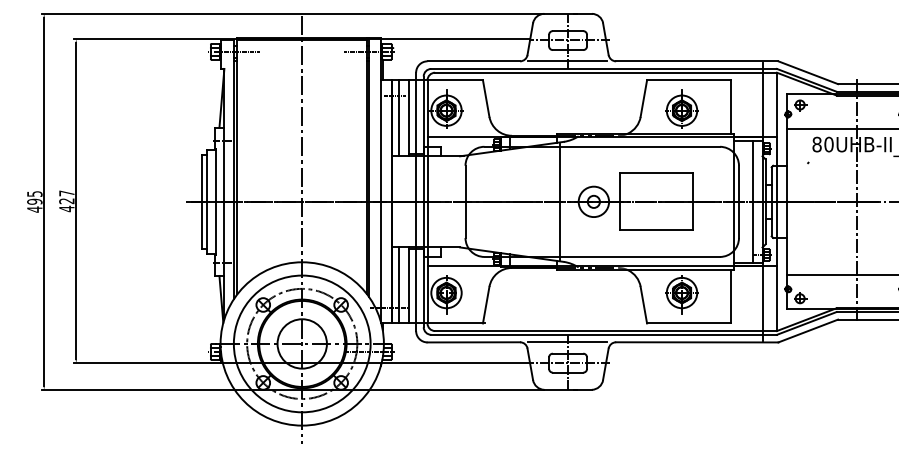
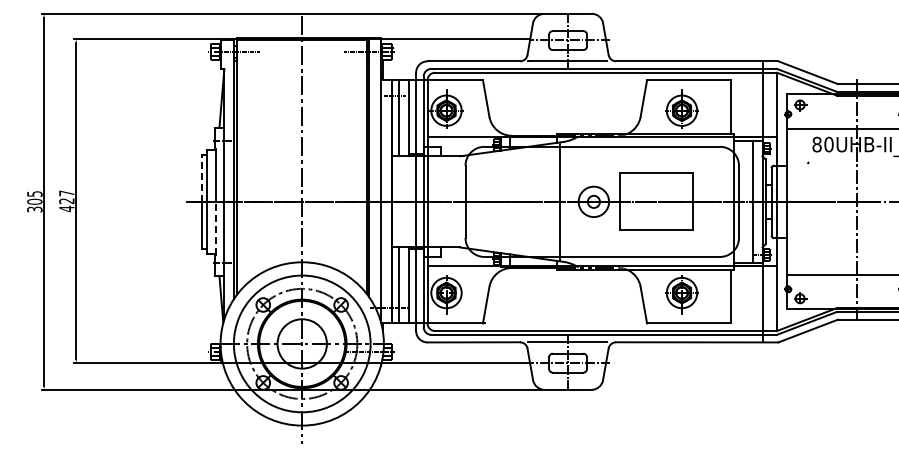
line: solid -> dashed (201, 178)
text: 495 -> 305 (34, 205)
line: solid -> dashed (215, 228)
